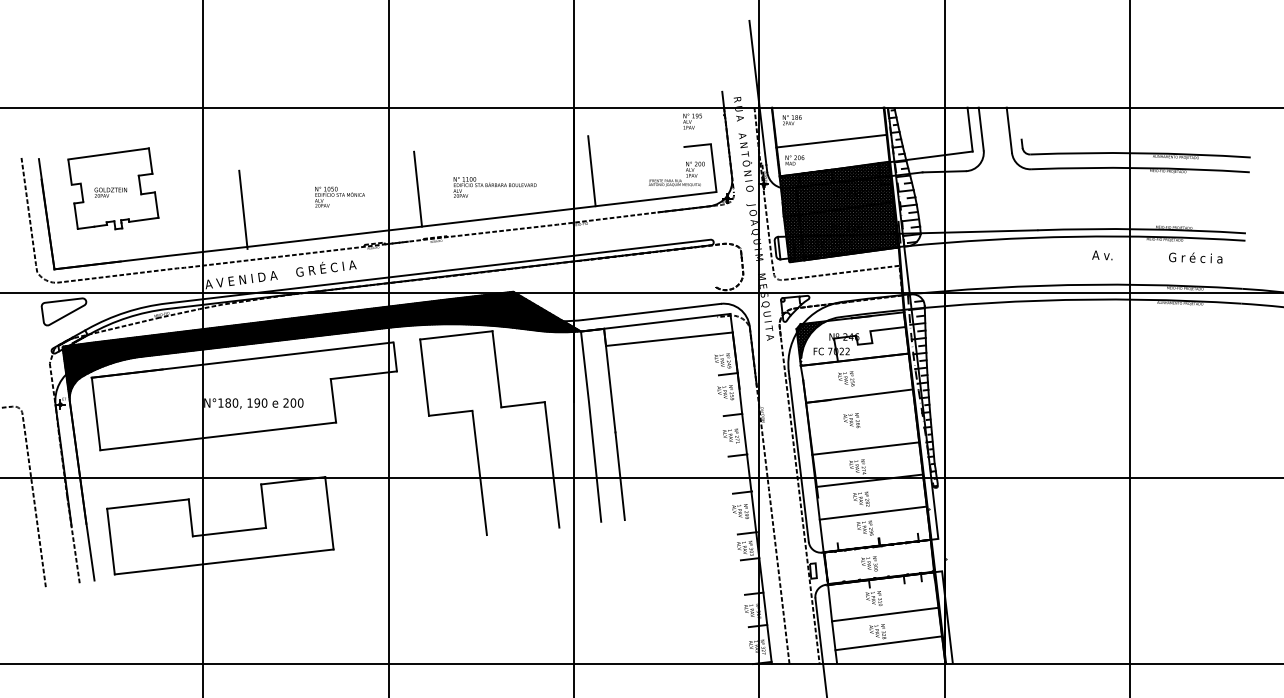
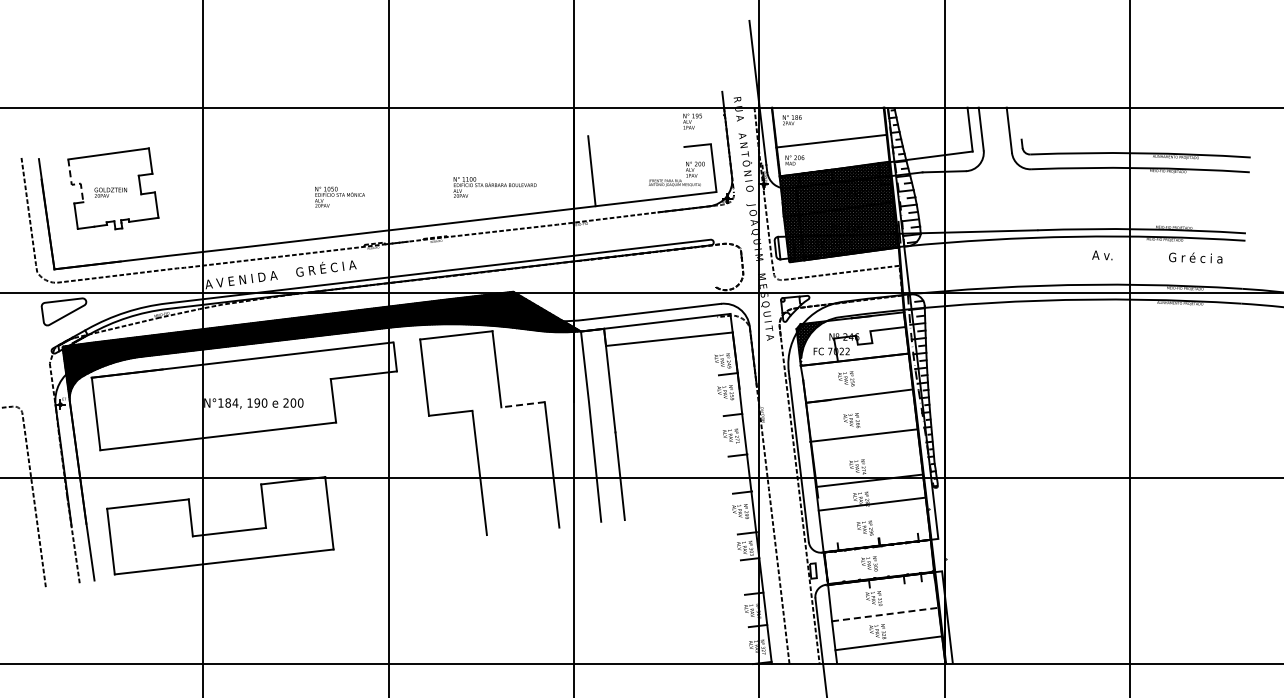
line: solid -> dashed (73, 184)
line: present -> none (418, 188)
line: present -> none (243, 209)
text: N°180, -> N°184, (235, 402)
line: solid -> dashed (523, 404)
line position: (865, 448) -> (863, 435) (863, 435)
line position: (872, 512) -> (871, 503) (871, 503)
line: solid -> dashed (885, 614)
